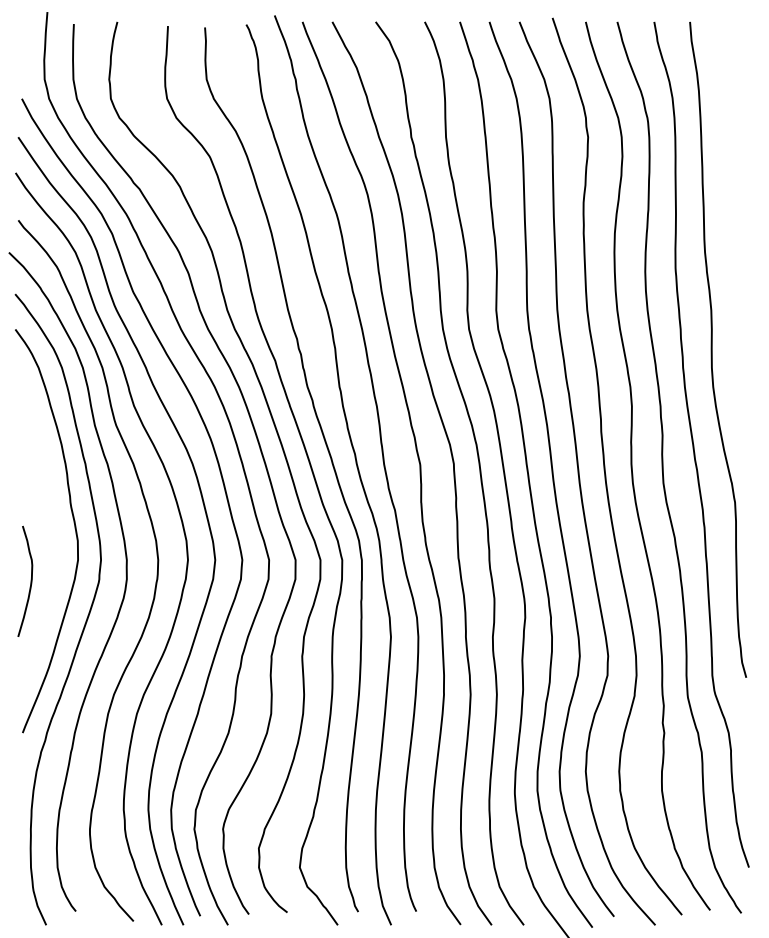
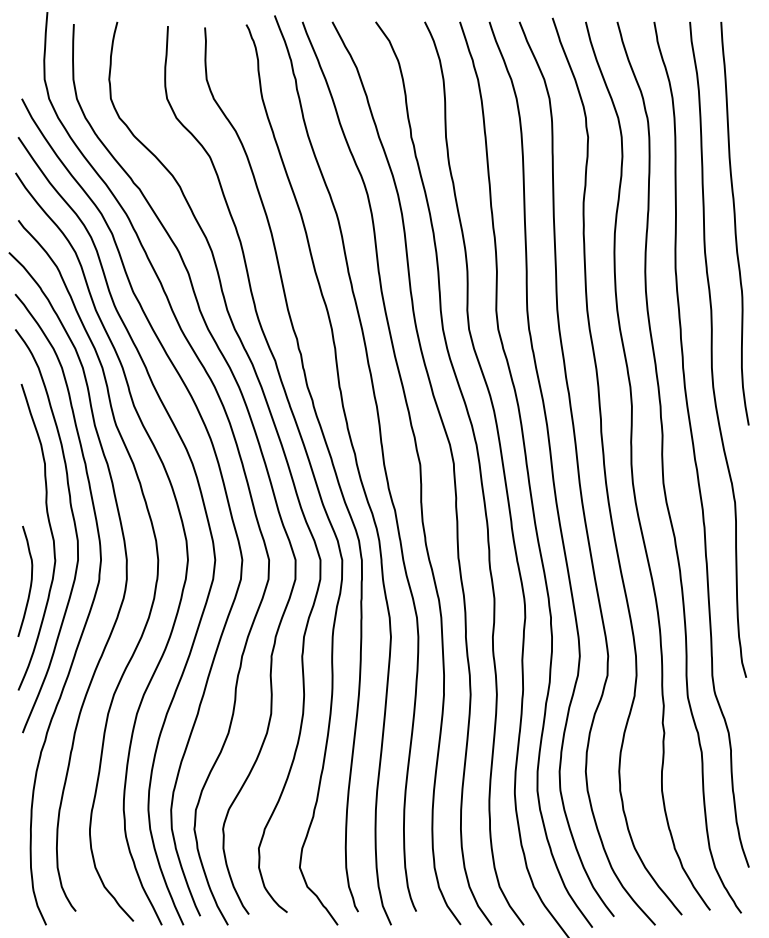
curve: none -> present (734, 223)
curve: none -> present (50, 532)
